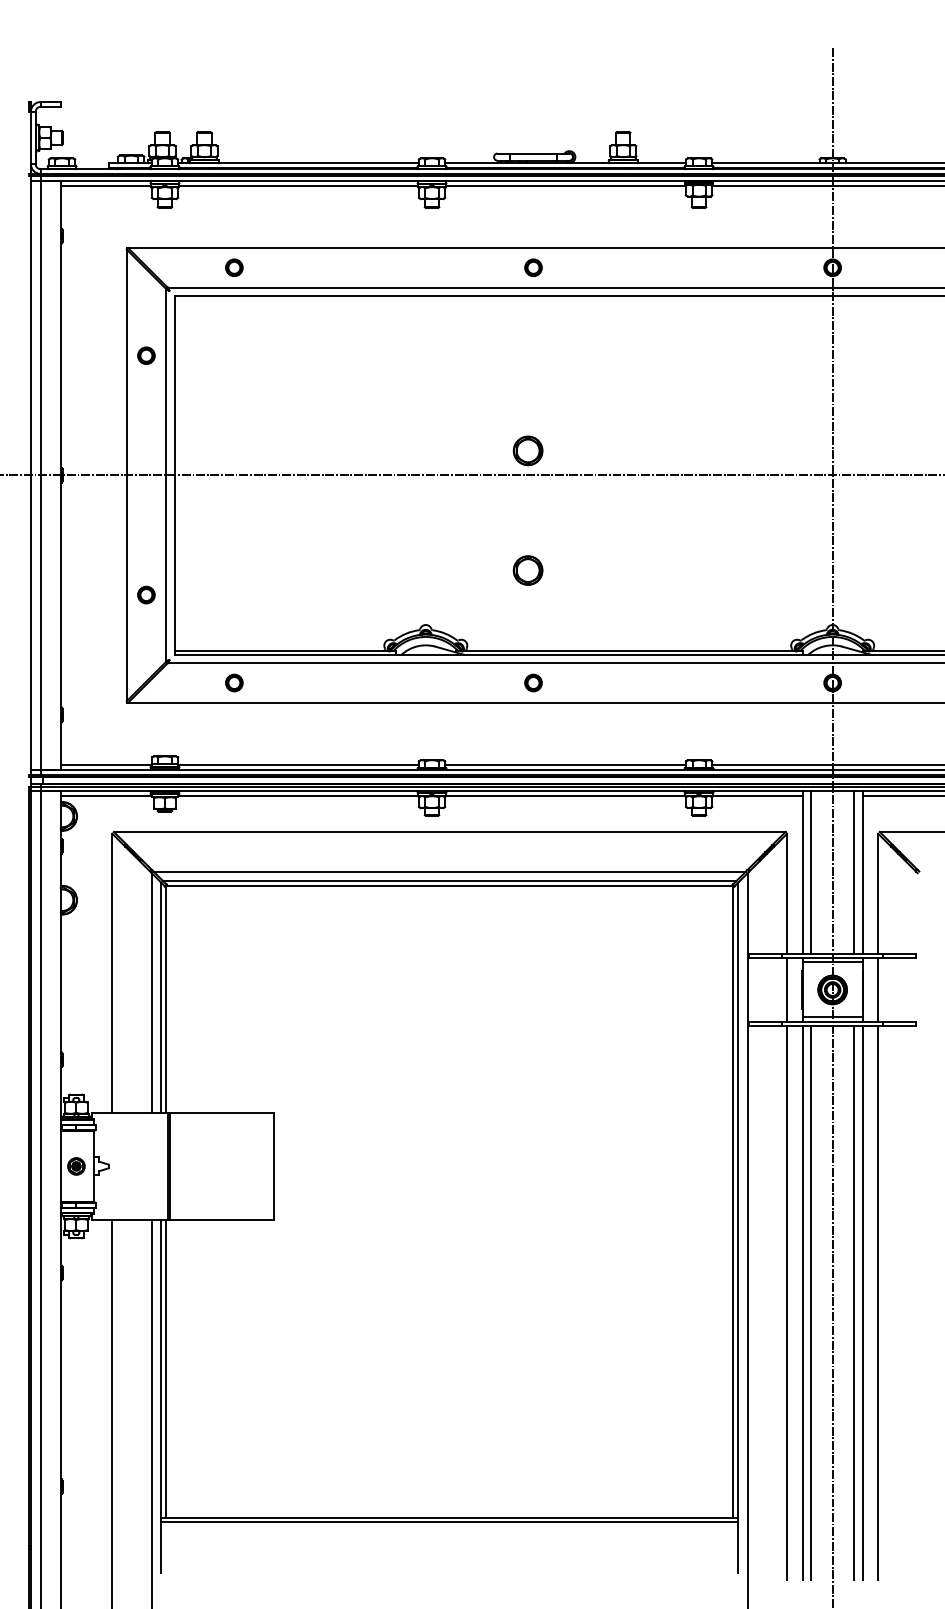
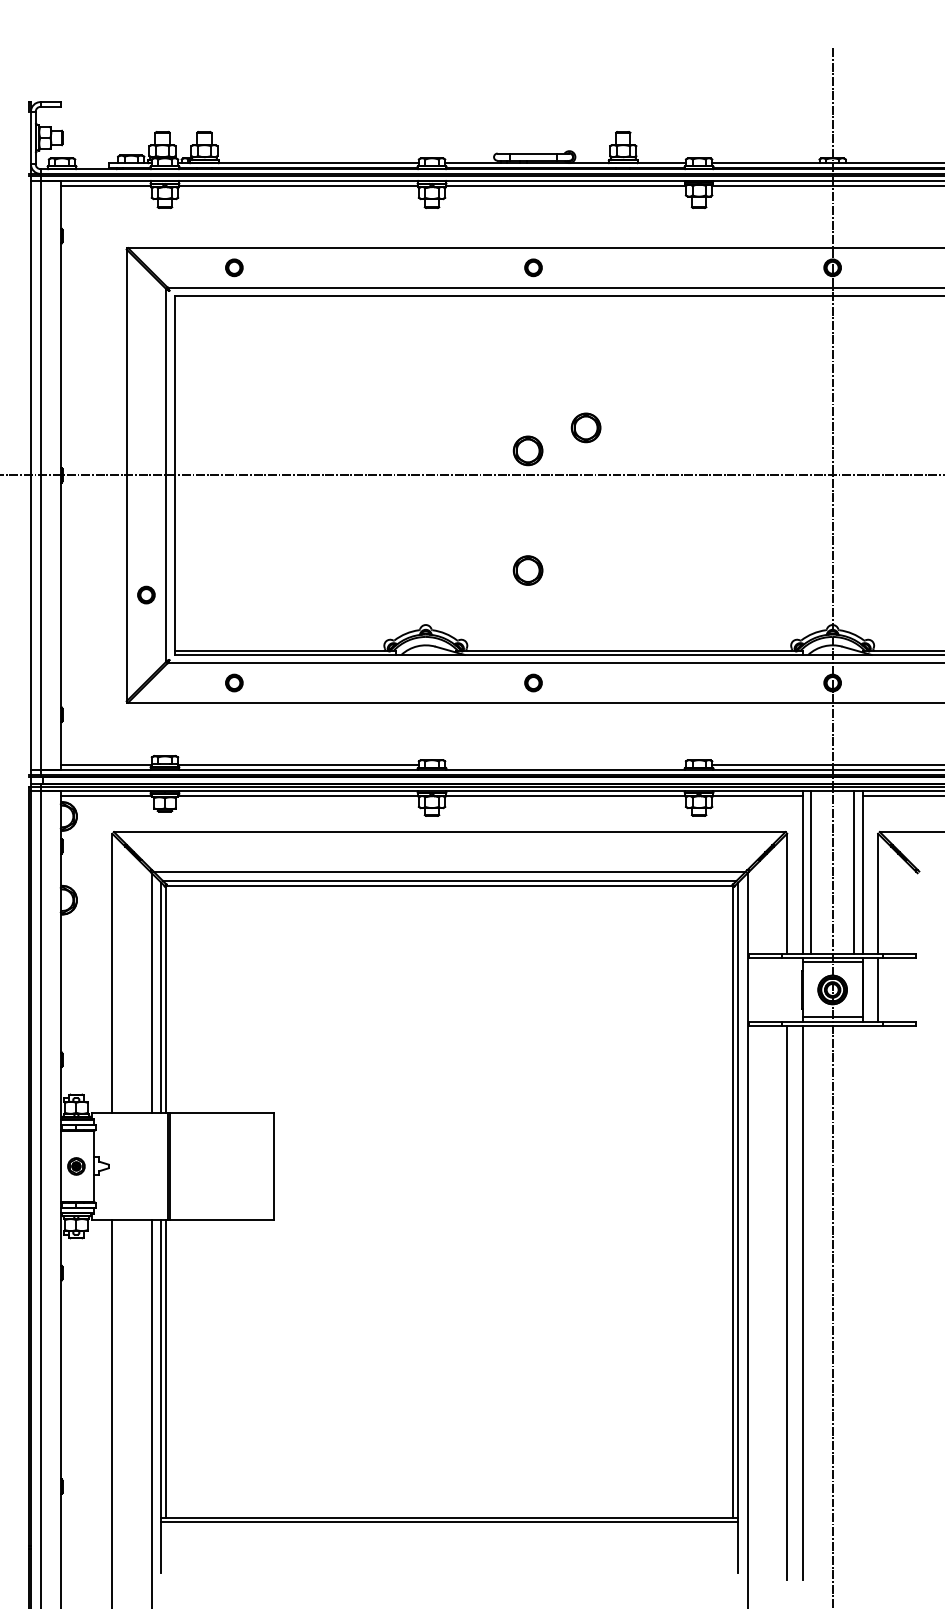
part: present -> none (146, 355)
part: none -> present (585, 427)
line: present -> none (565, 765)
line: present -> none (787, 989)
line: present -> none (811, 1302)
line: present -> none (854, 1302)
line: present -> none (862, 1302)
line: present -> none (878, 1302)
